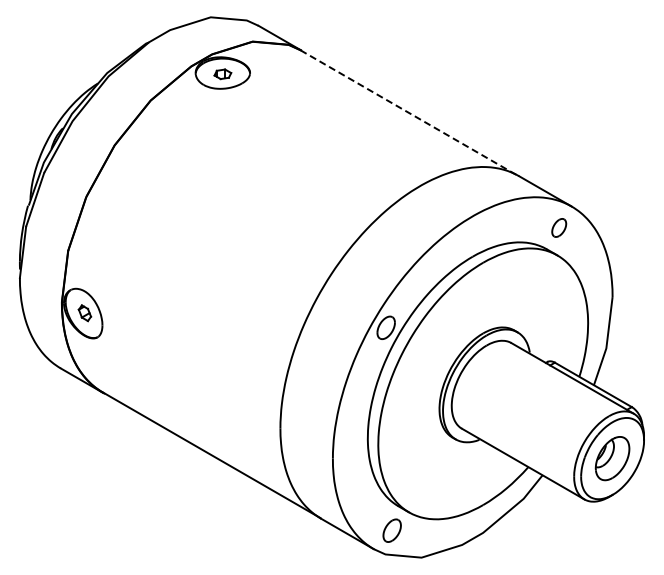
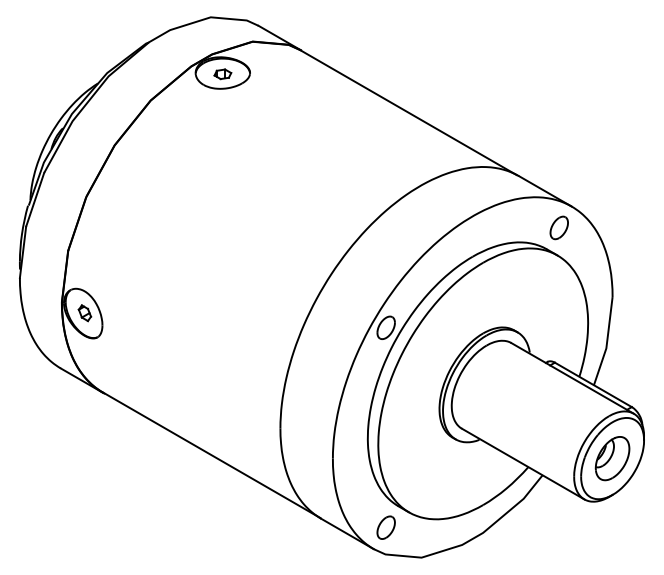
line: dashed -> solid (408, 112)
part size: 17x20 px -> 20x26 px (558, 227)
part position: (391, 530) -> (385, 527) (385, 527)
